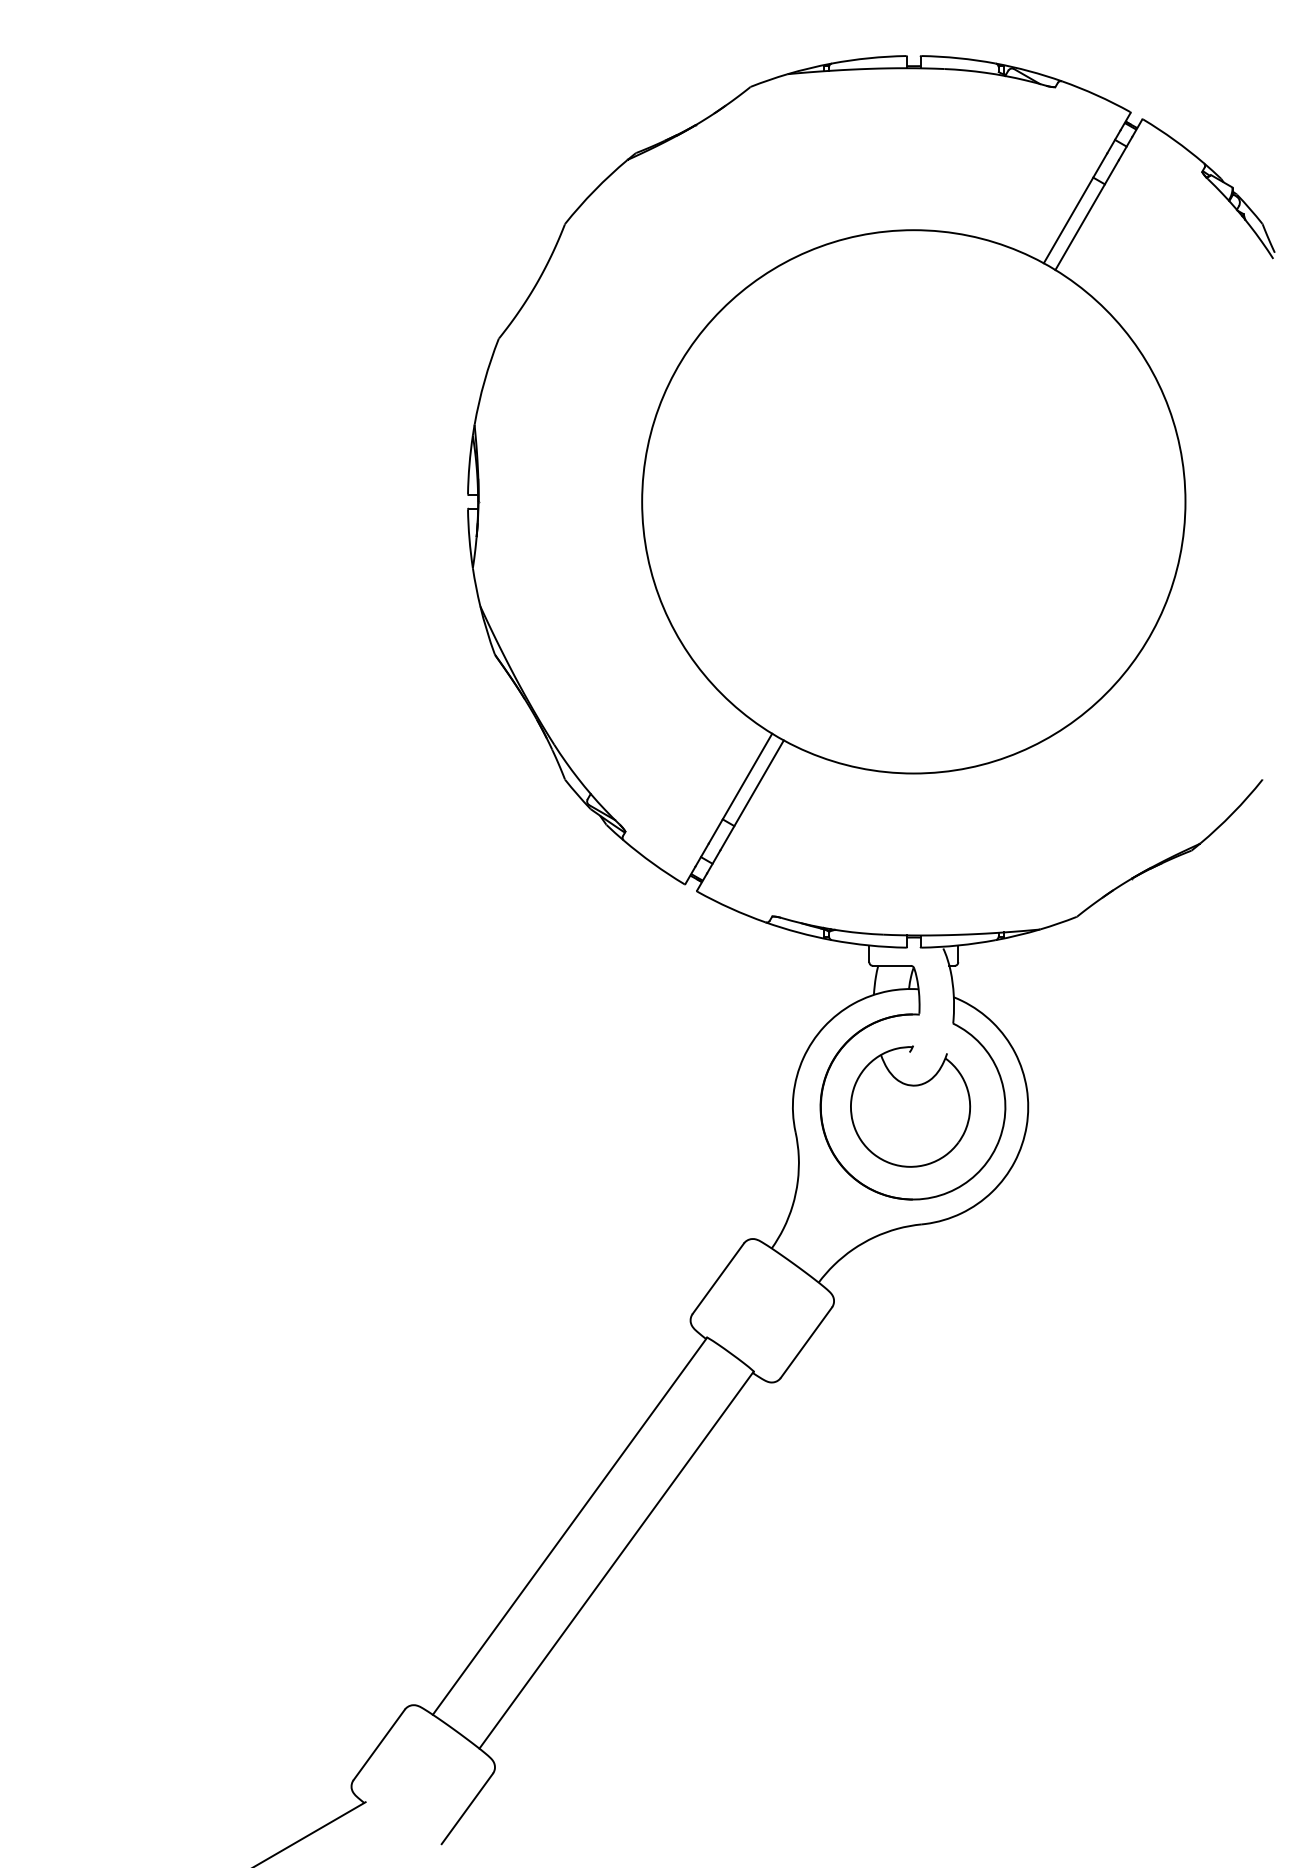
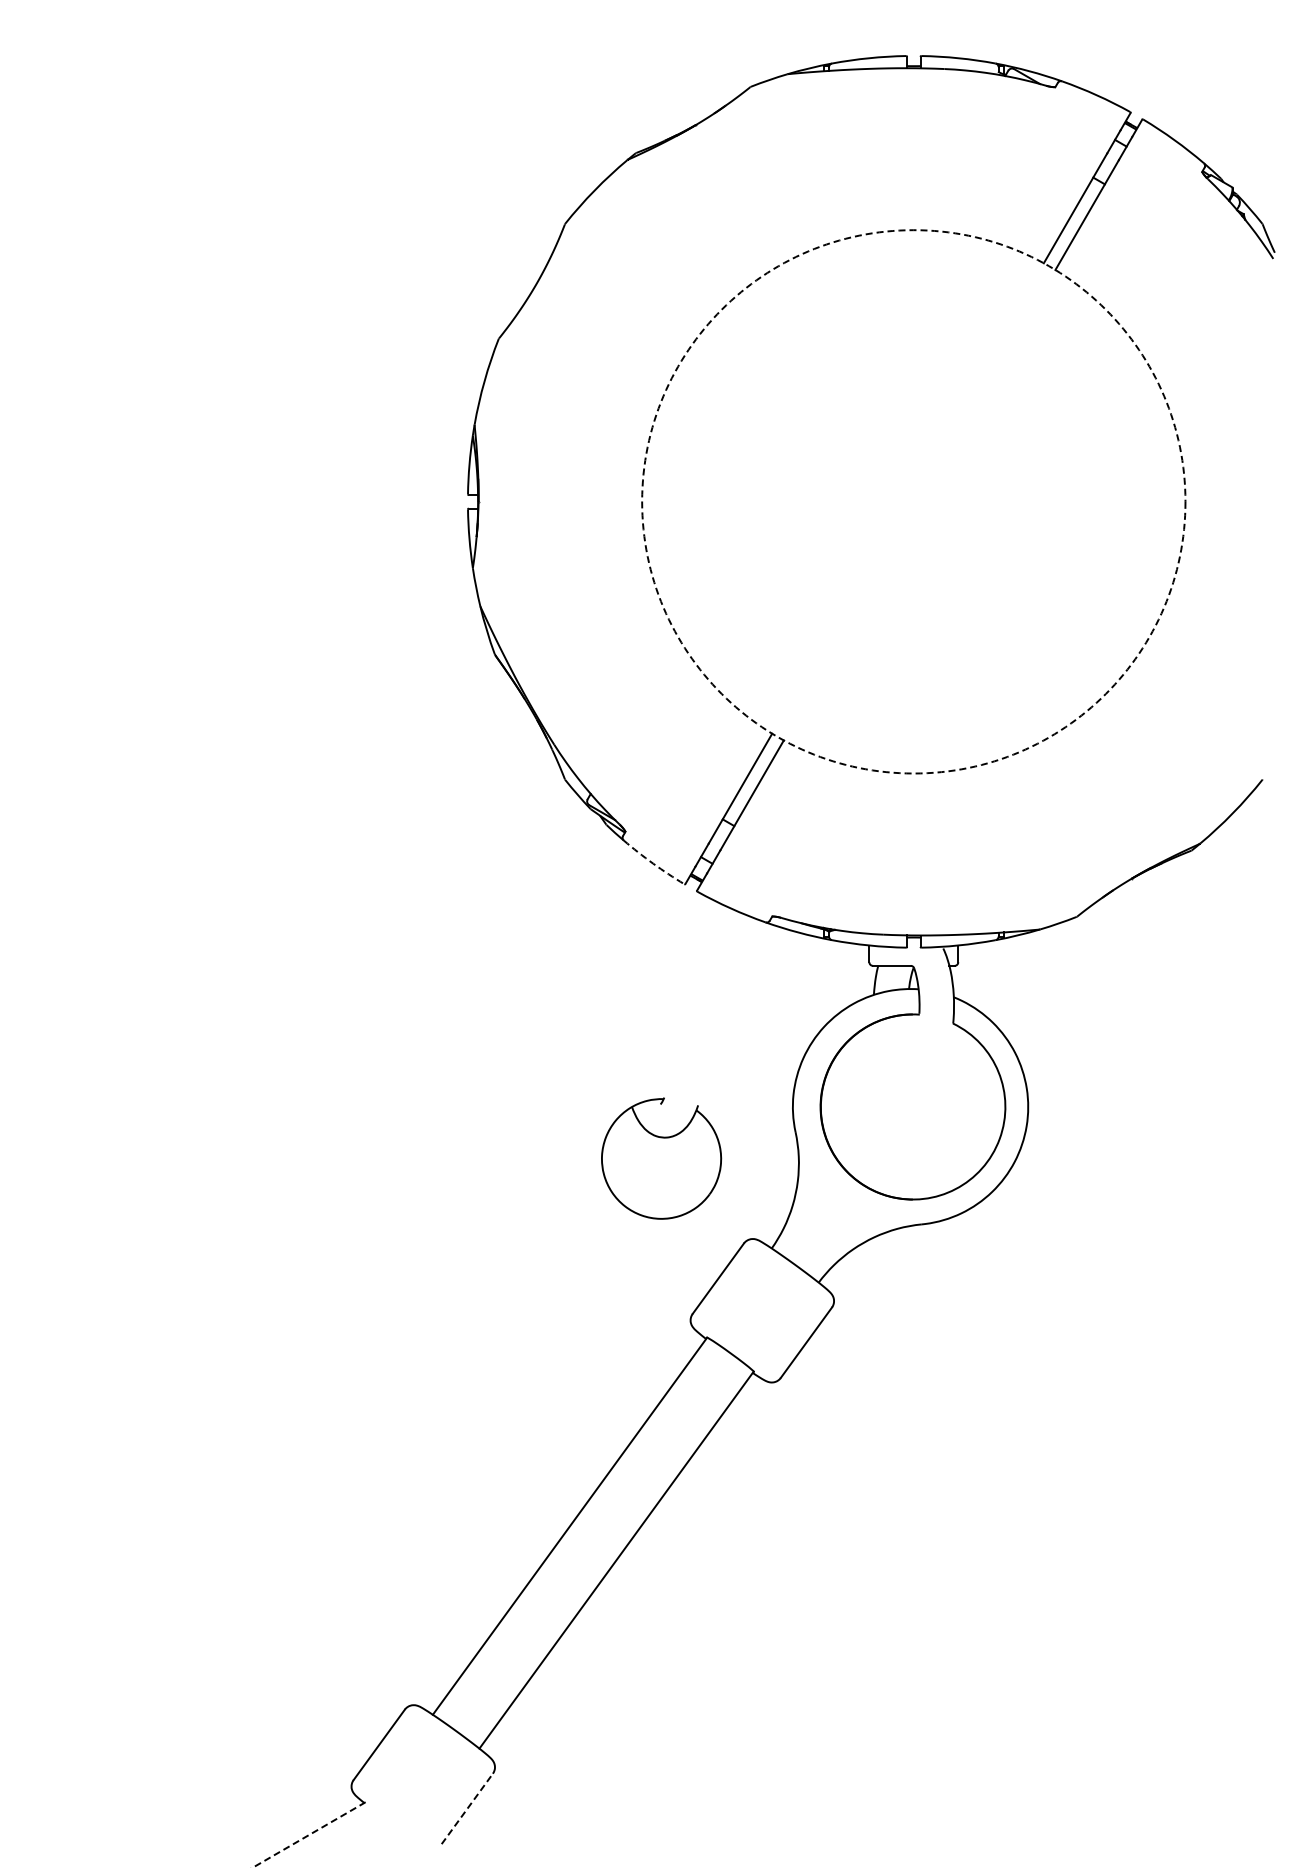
circle: solid -> dashed (913, 501)
arc: solid -> dashed (653, 863)
part position: (910, 1106) -> (661, 1158) (661, 1158)
line: solid -> dashed (467, 1808)
line: solid -> dashed (308, 1835)
